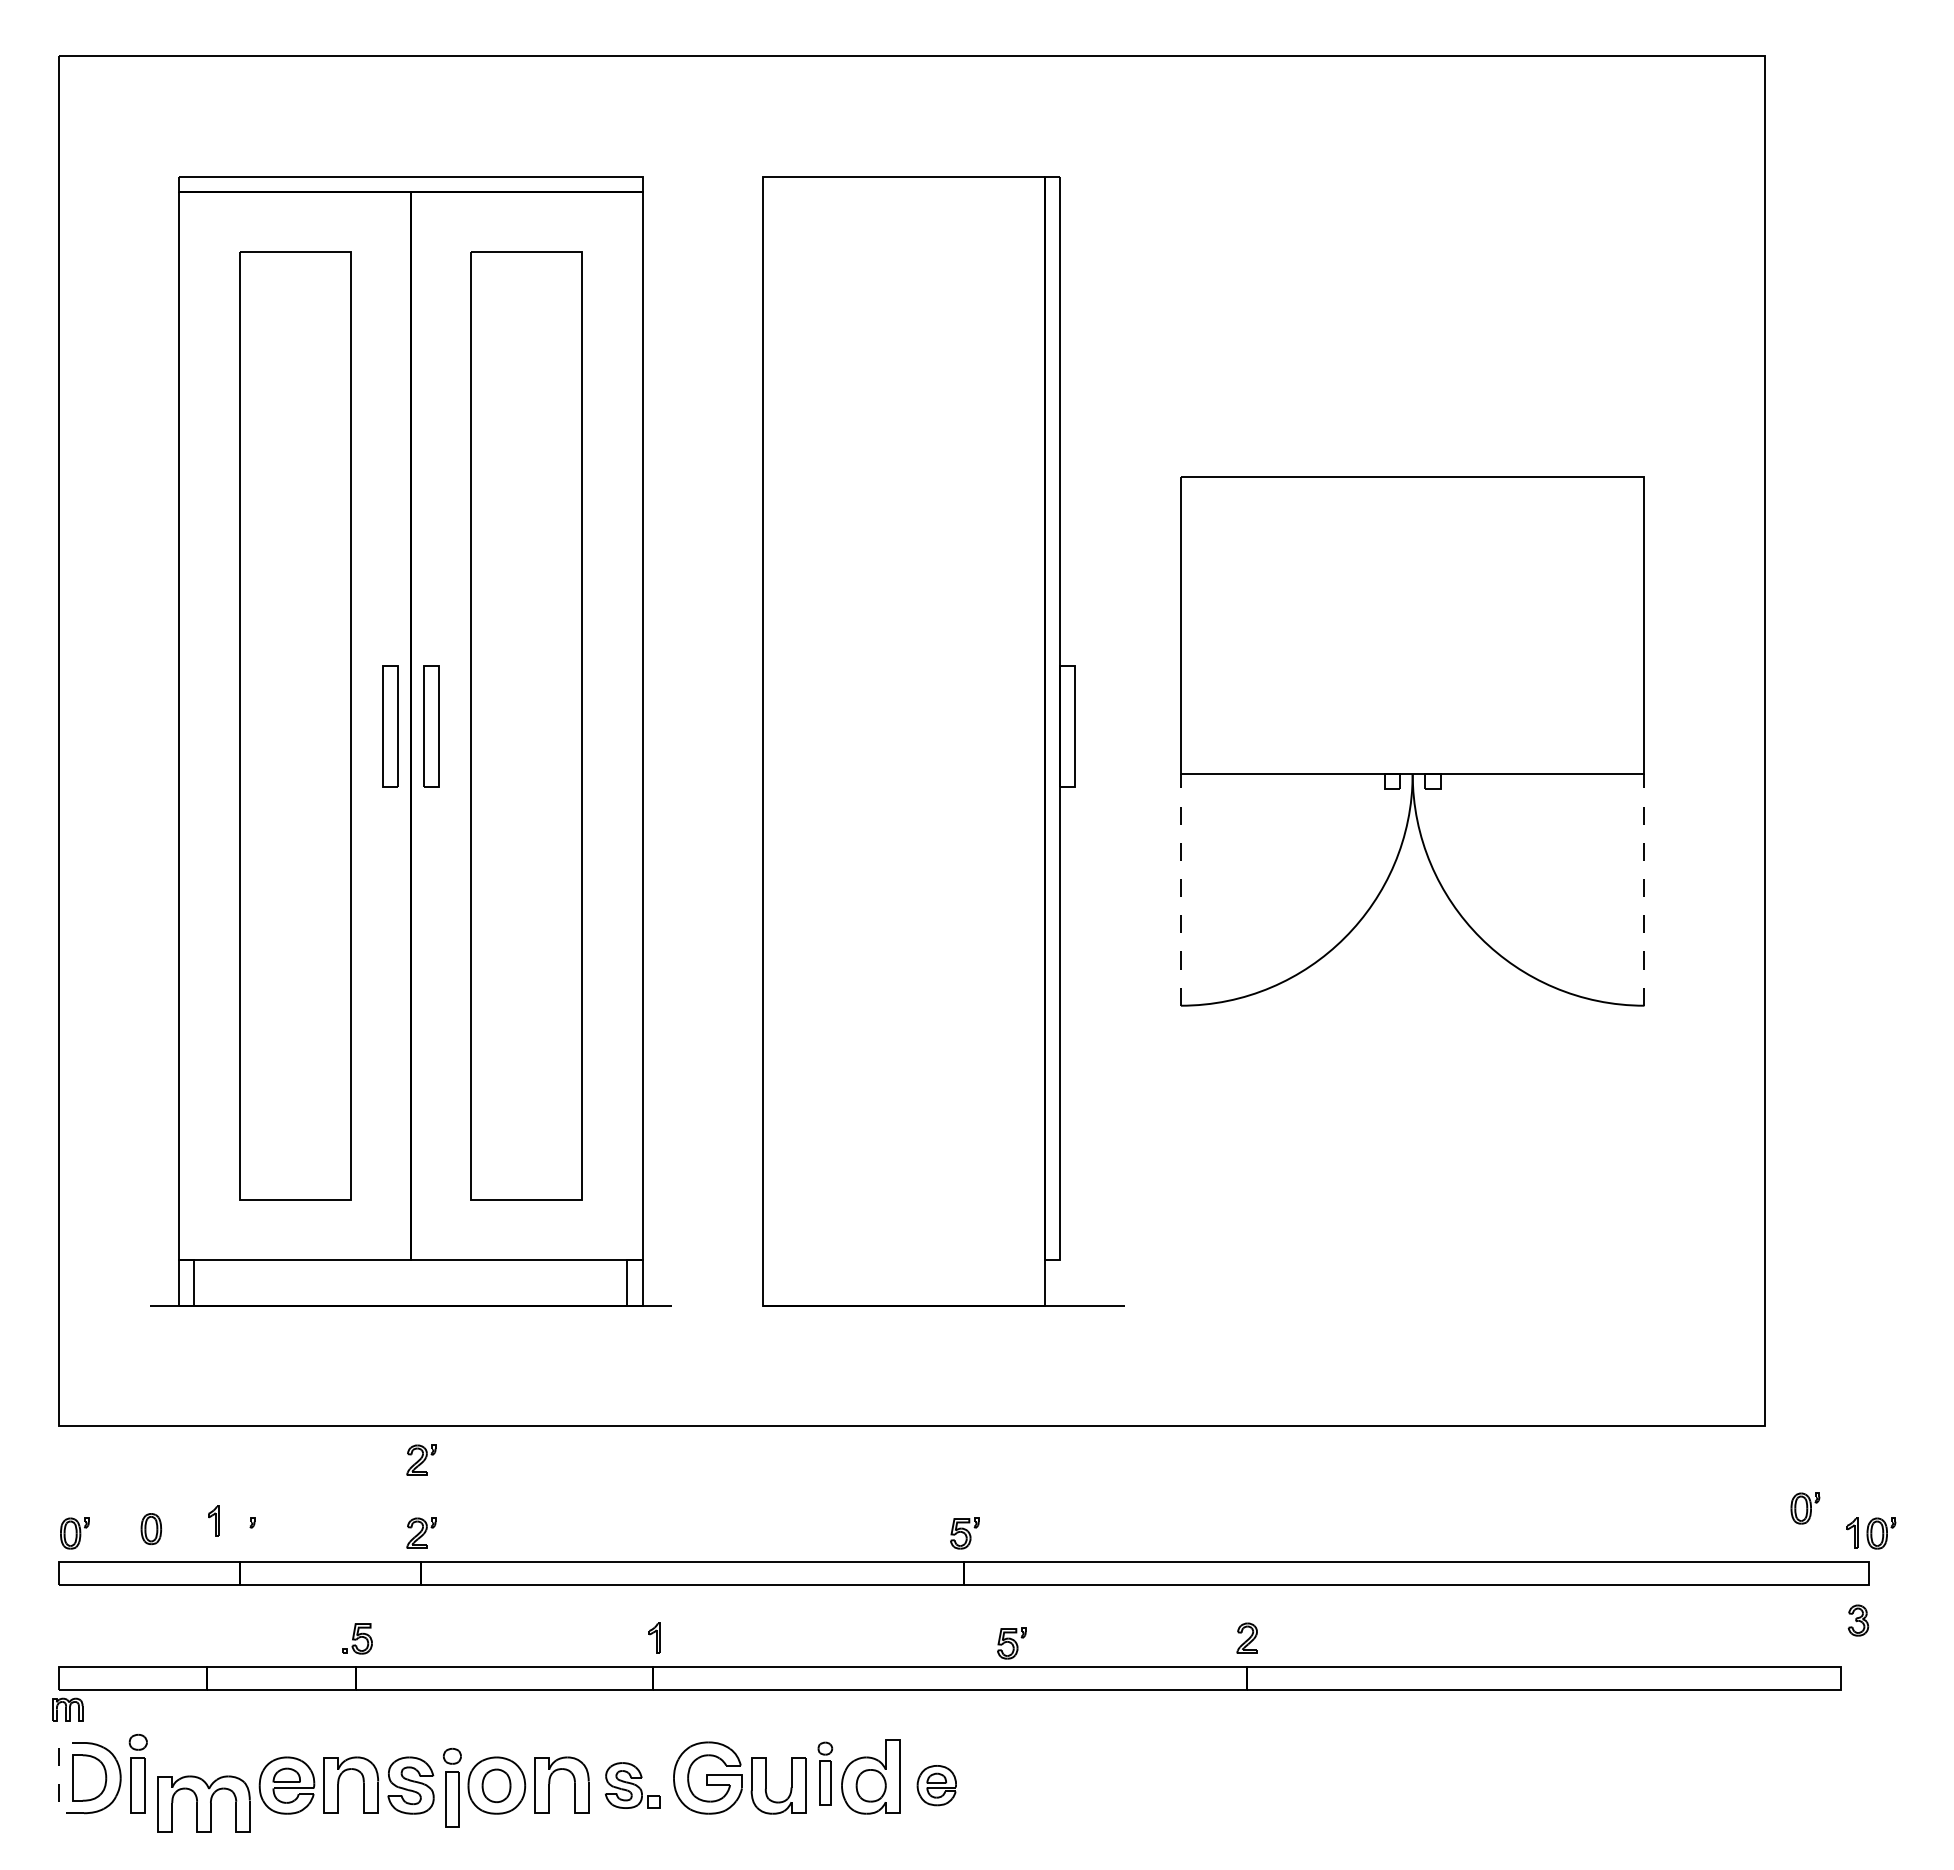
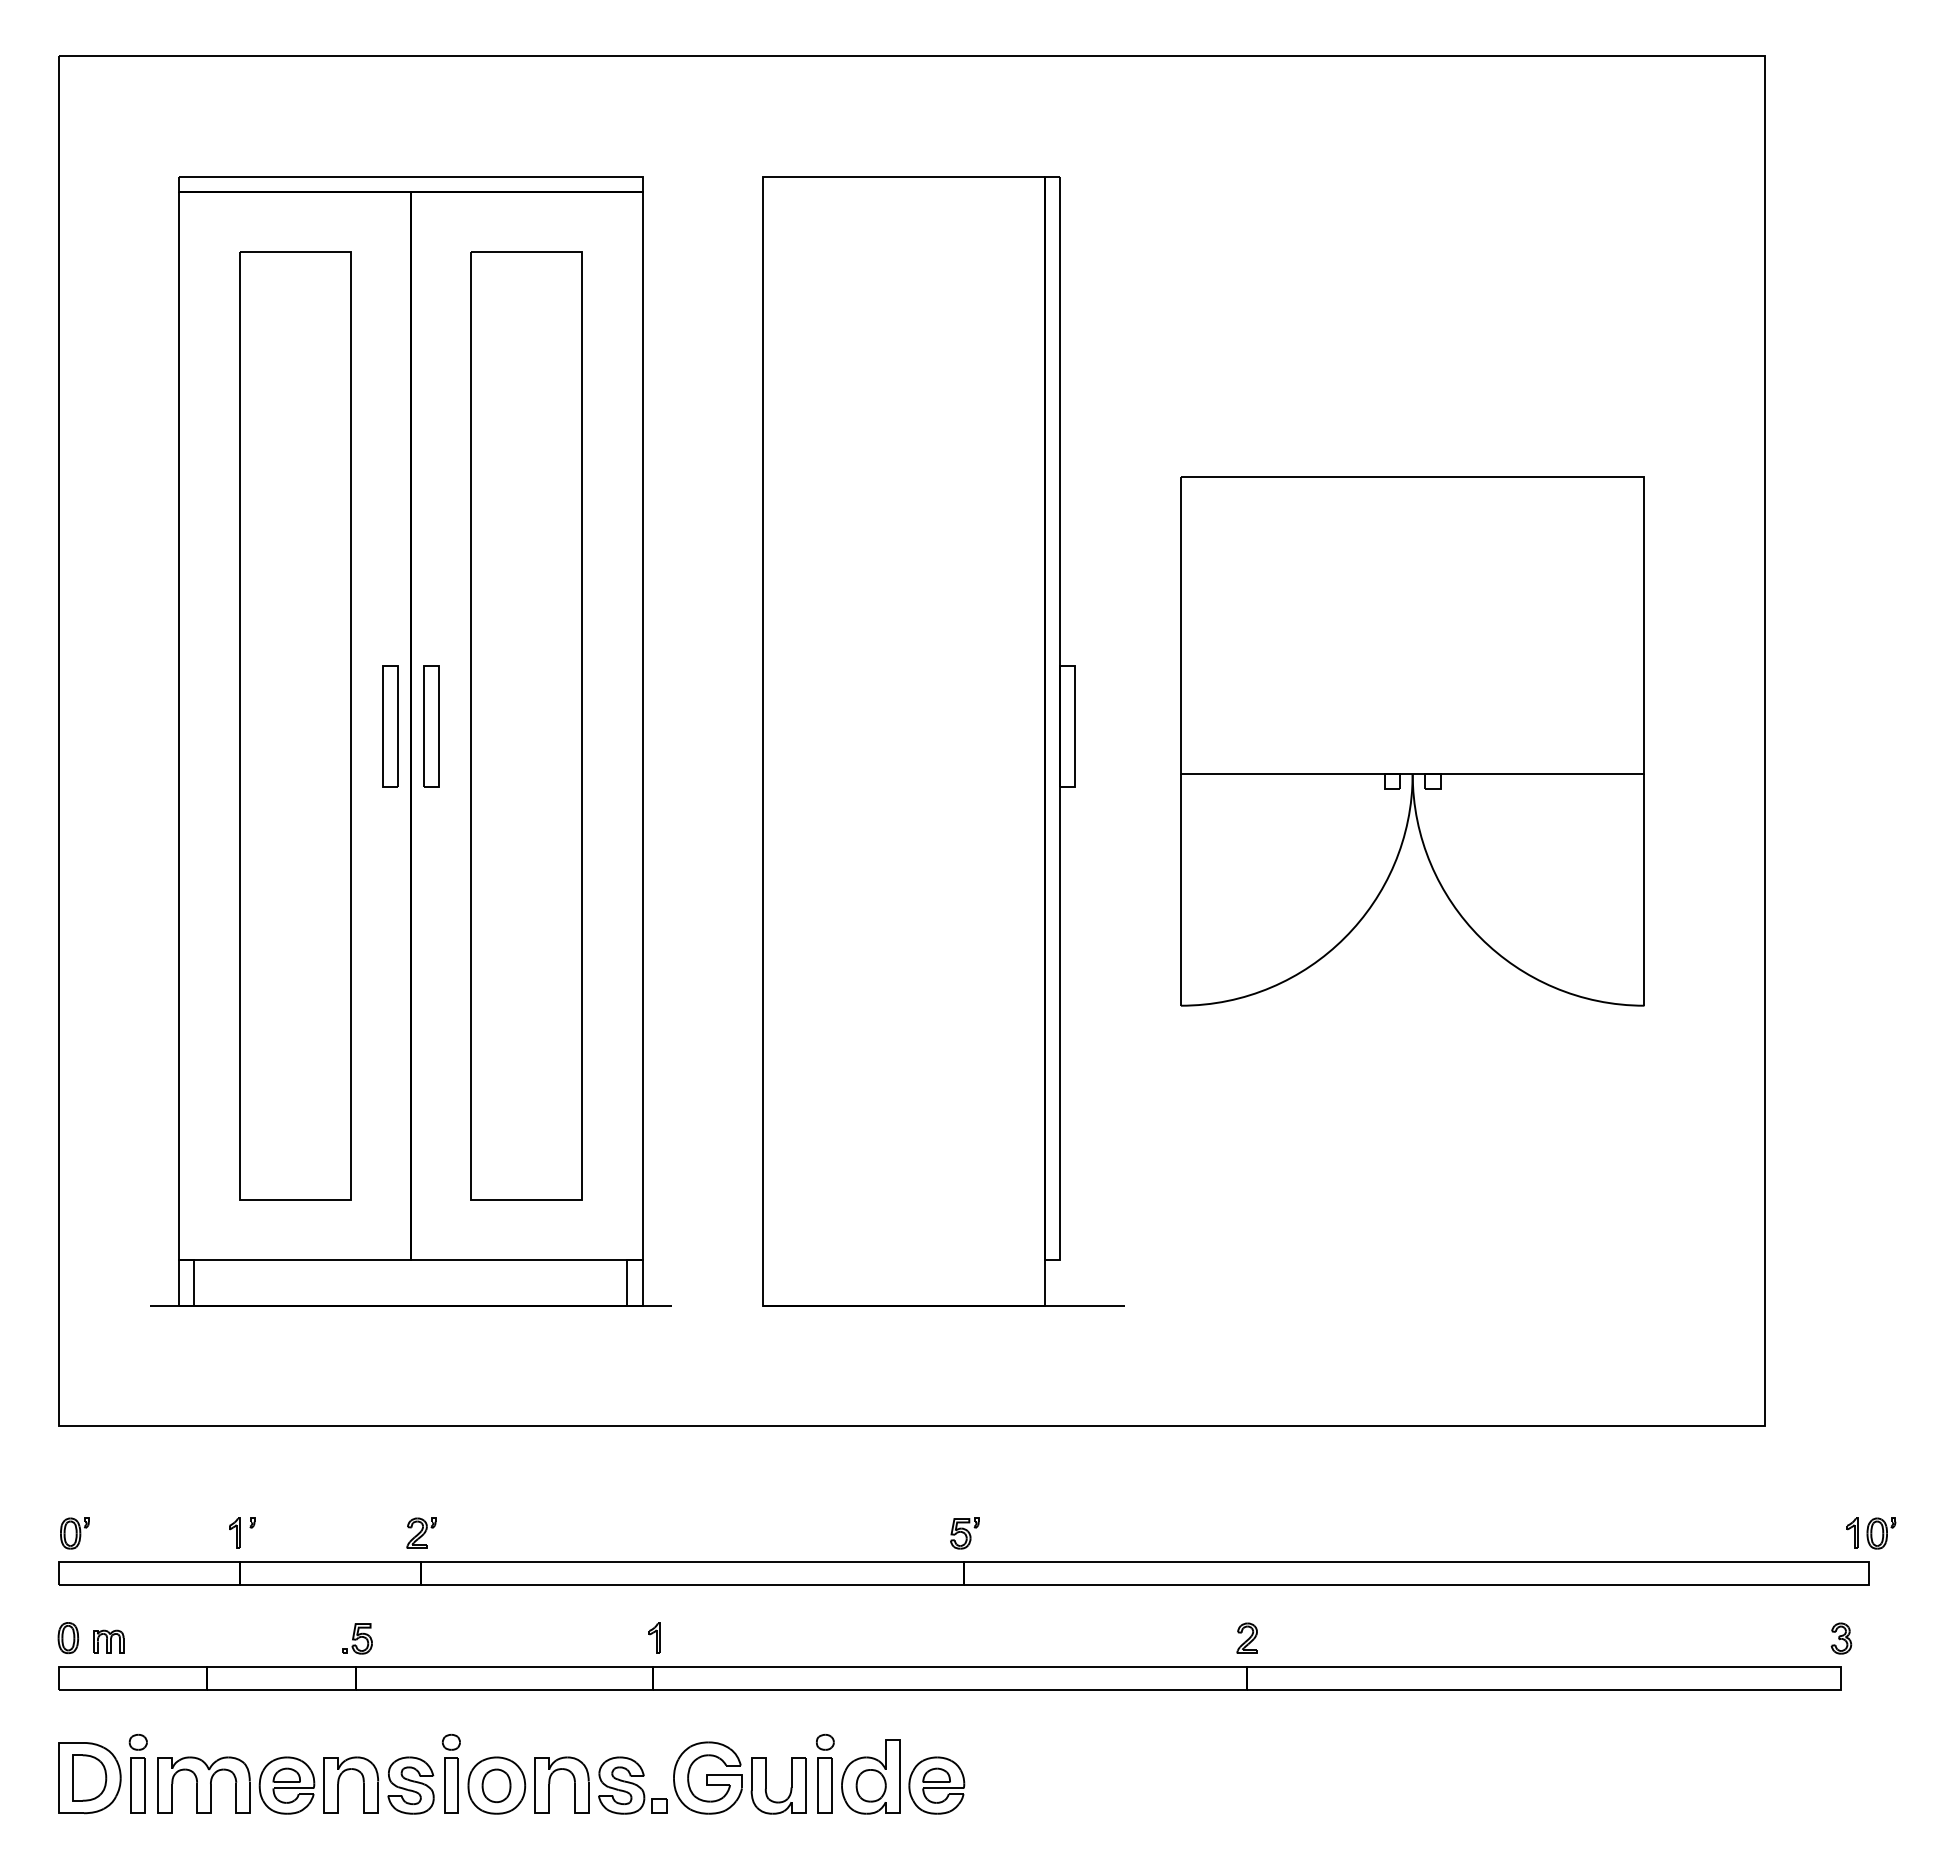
line: dashed -> solid (1180, 889)
line: dashed -> solid (1644, 889)
part: present -> none (421, 1459)
part: present -> none (1805, 1508)
part position: (213, 1520) -> (234, 1532) (234, 1532)
part position: (151, 1528) -> (68, 1637) (68, 1637)
part position: (1858, 1620) -> (1841, 1638) (1841, 1638)
part: present -> none (1011, 1643)
part position: (67, 1709) -> (108, 1641) (108, 1641)
part size: 17x65 px -> 19x80 px (825, 1773)
line: dashed -> solid (58, 1777)
part size: 56x47 px -> 70x59 px (632, 1785)
part size: 41x42 px -> 58x59 px (936, 1785)
part position: (452, 1787) -> (451, 1773) (451, 1773)
part position: (203, 1803) -> (203, 1784) (203, 1784)
